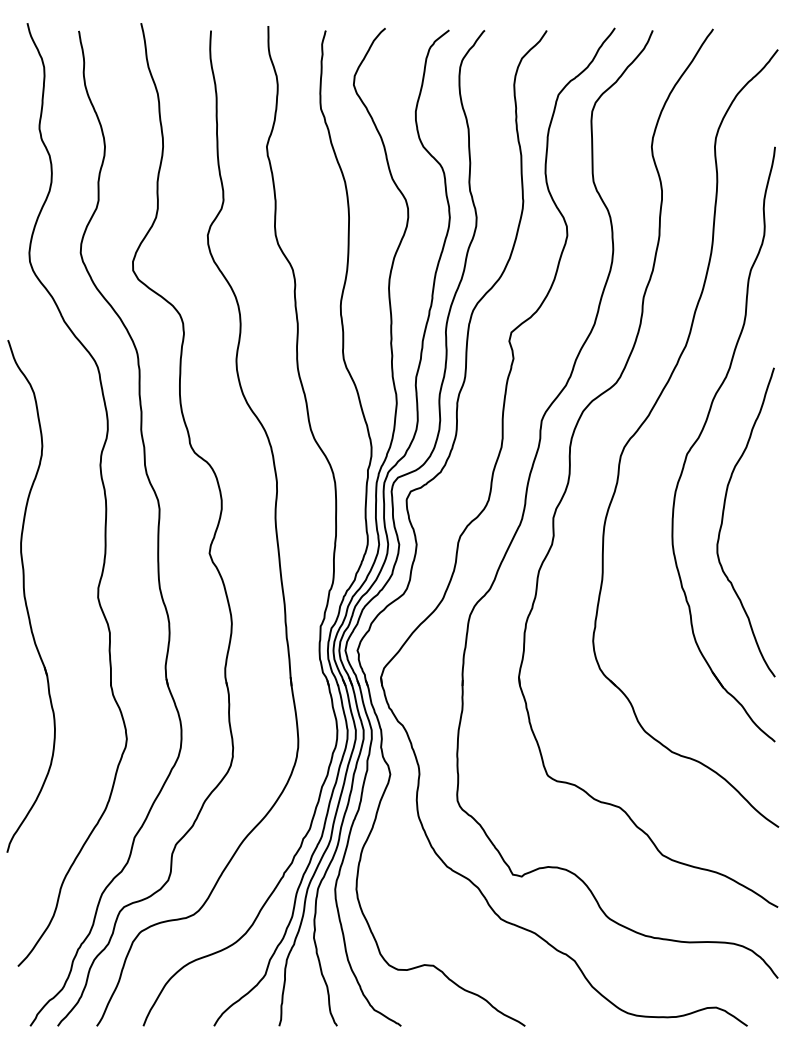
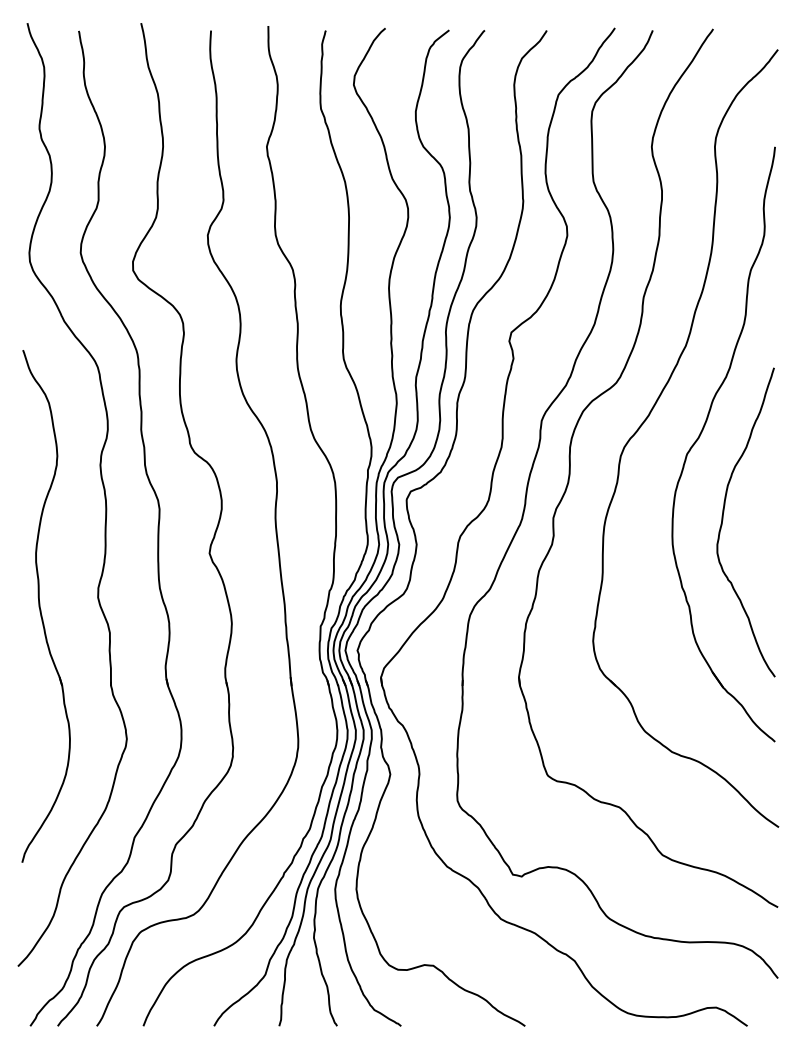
part position: (30, 596) -> (45, 606) (45, 606)
